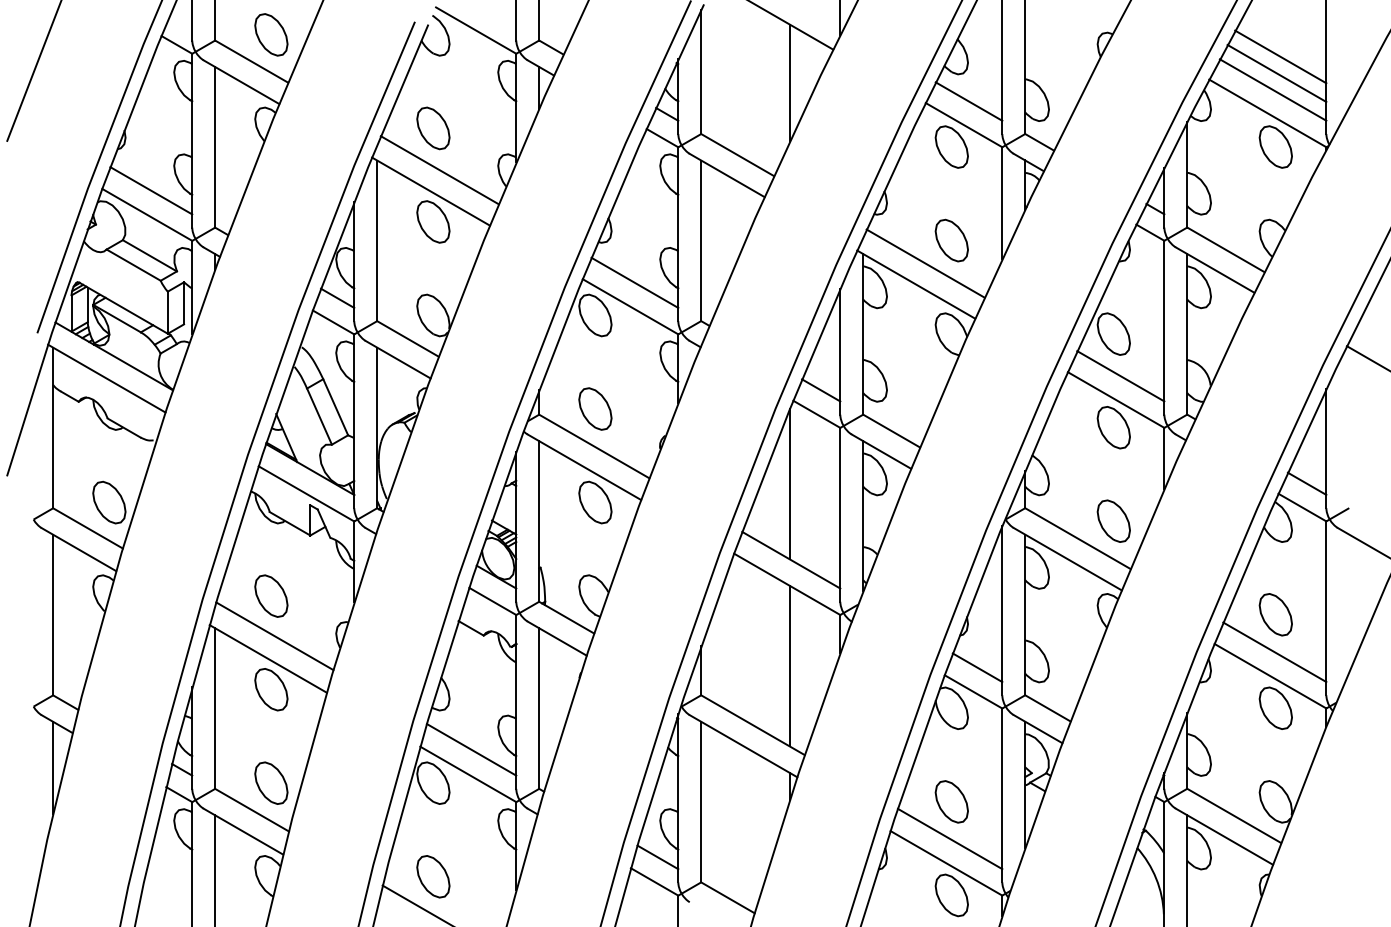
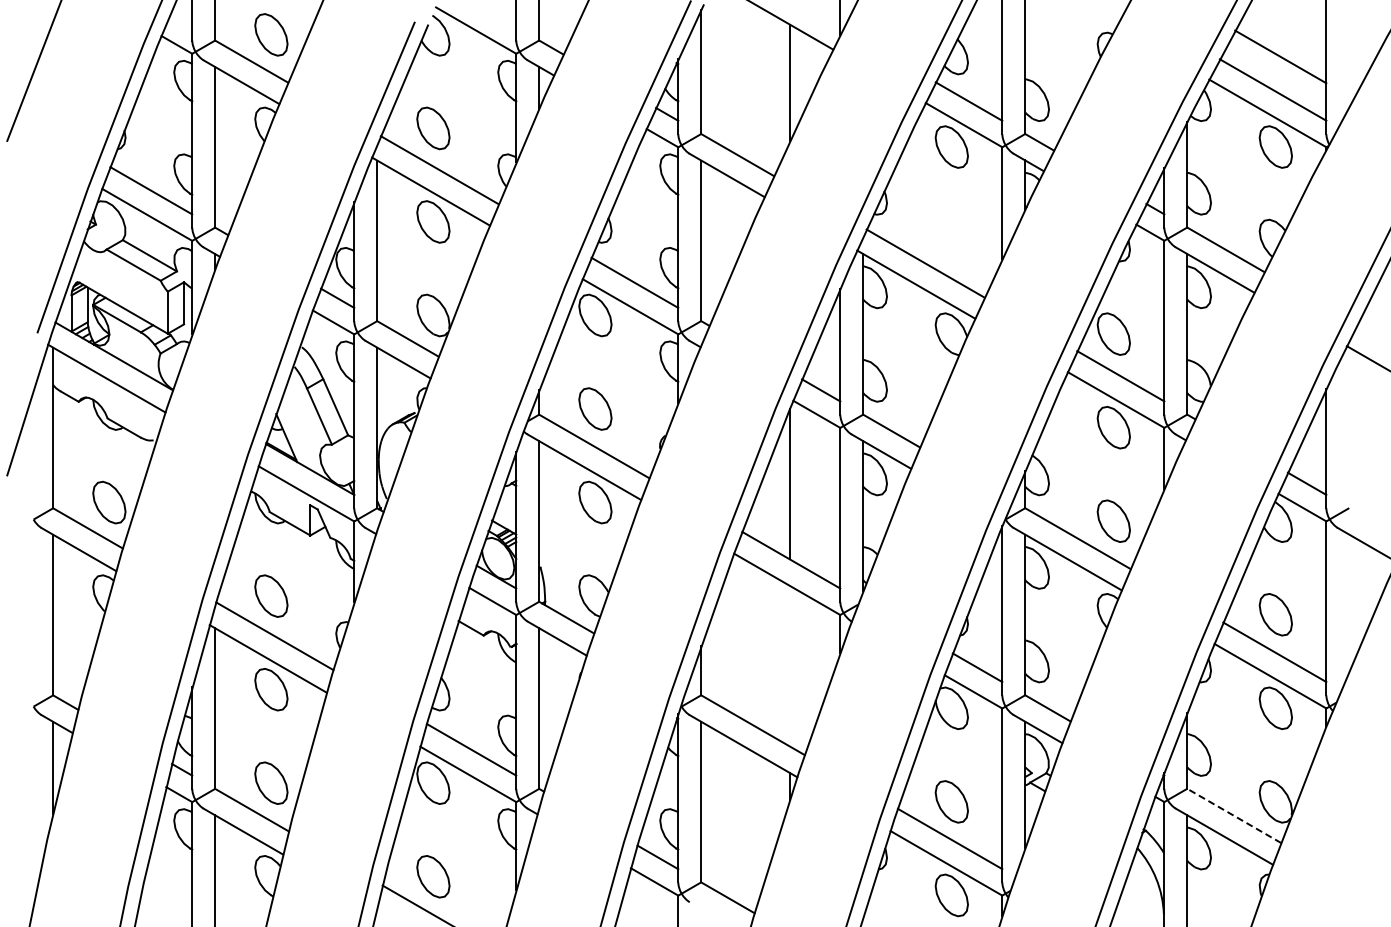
line: present -> none (1276, 72)
part: present -> none (951, 240)
line: present -> none (789, 665)
line: solid -> dashed (1233, 815)
